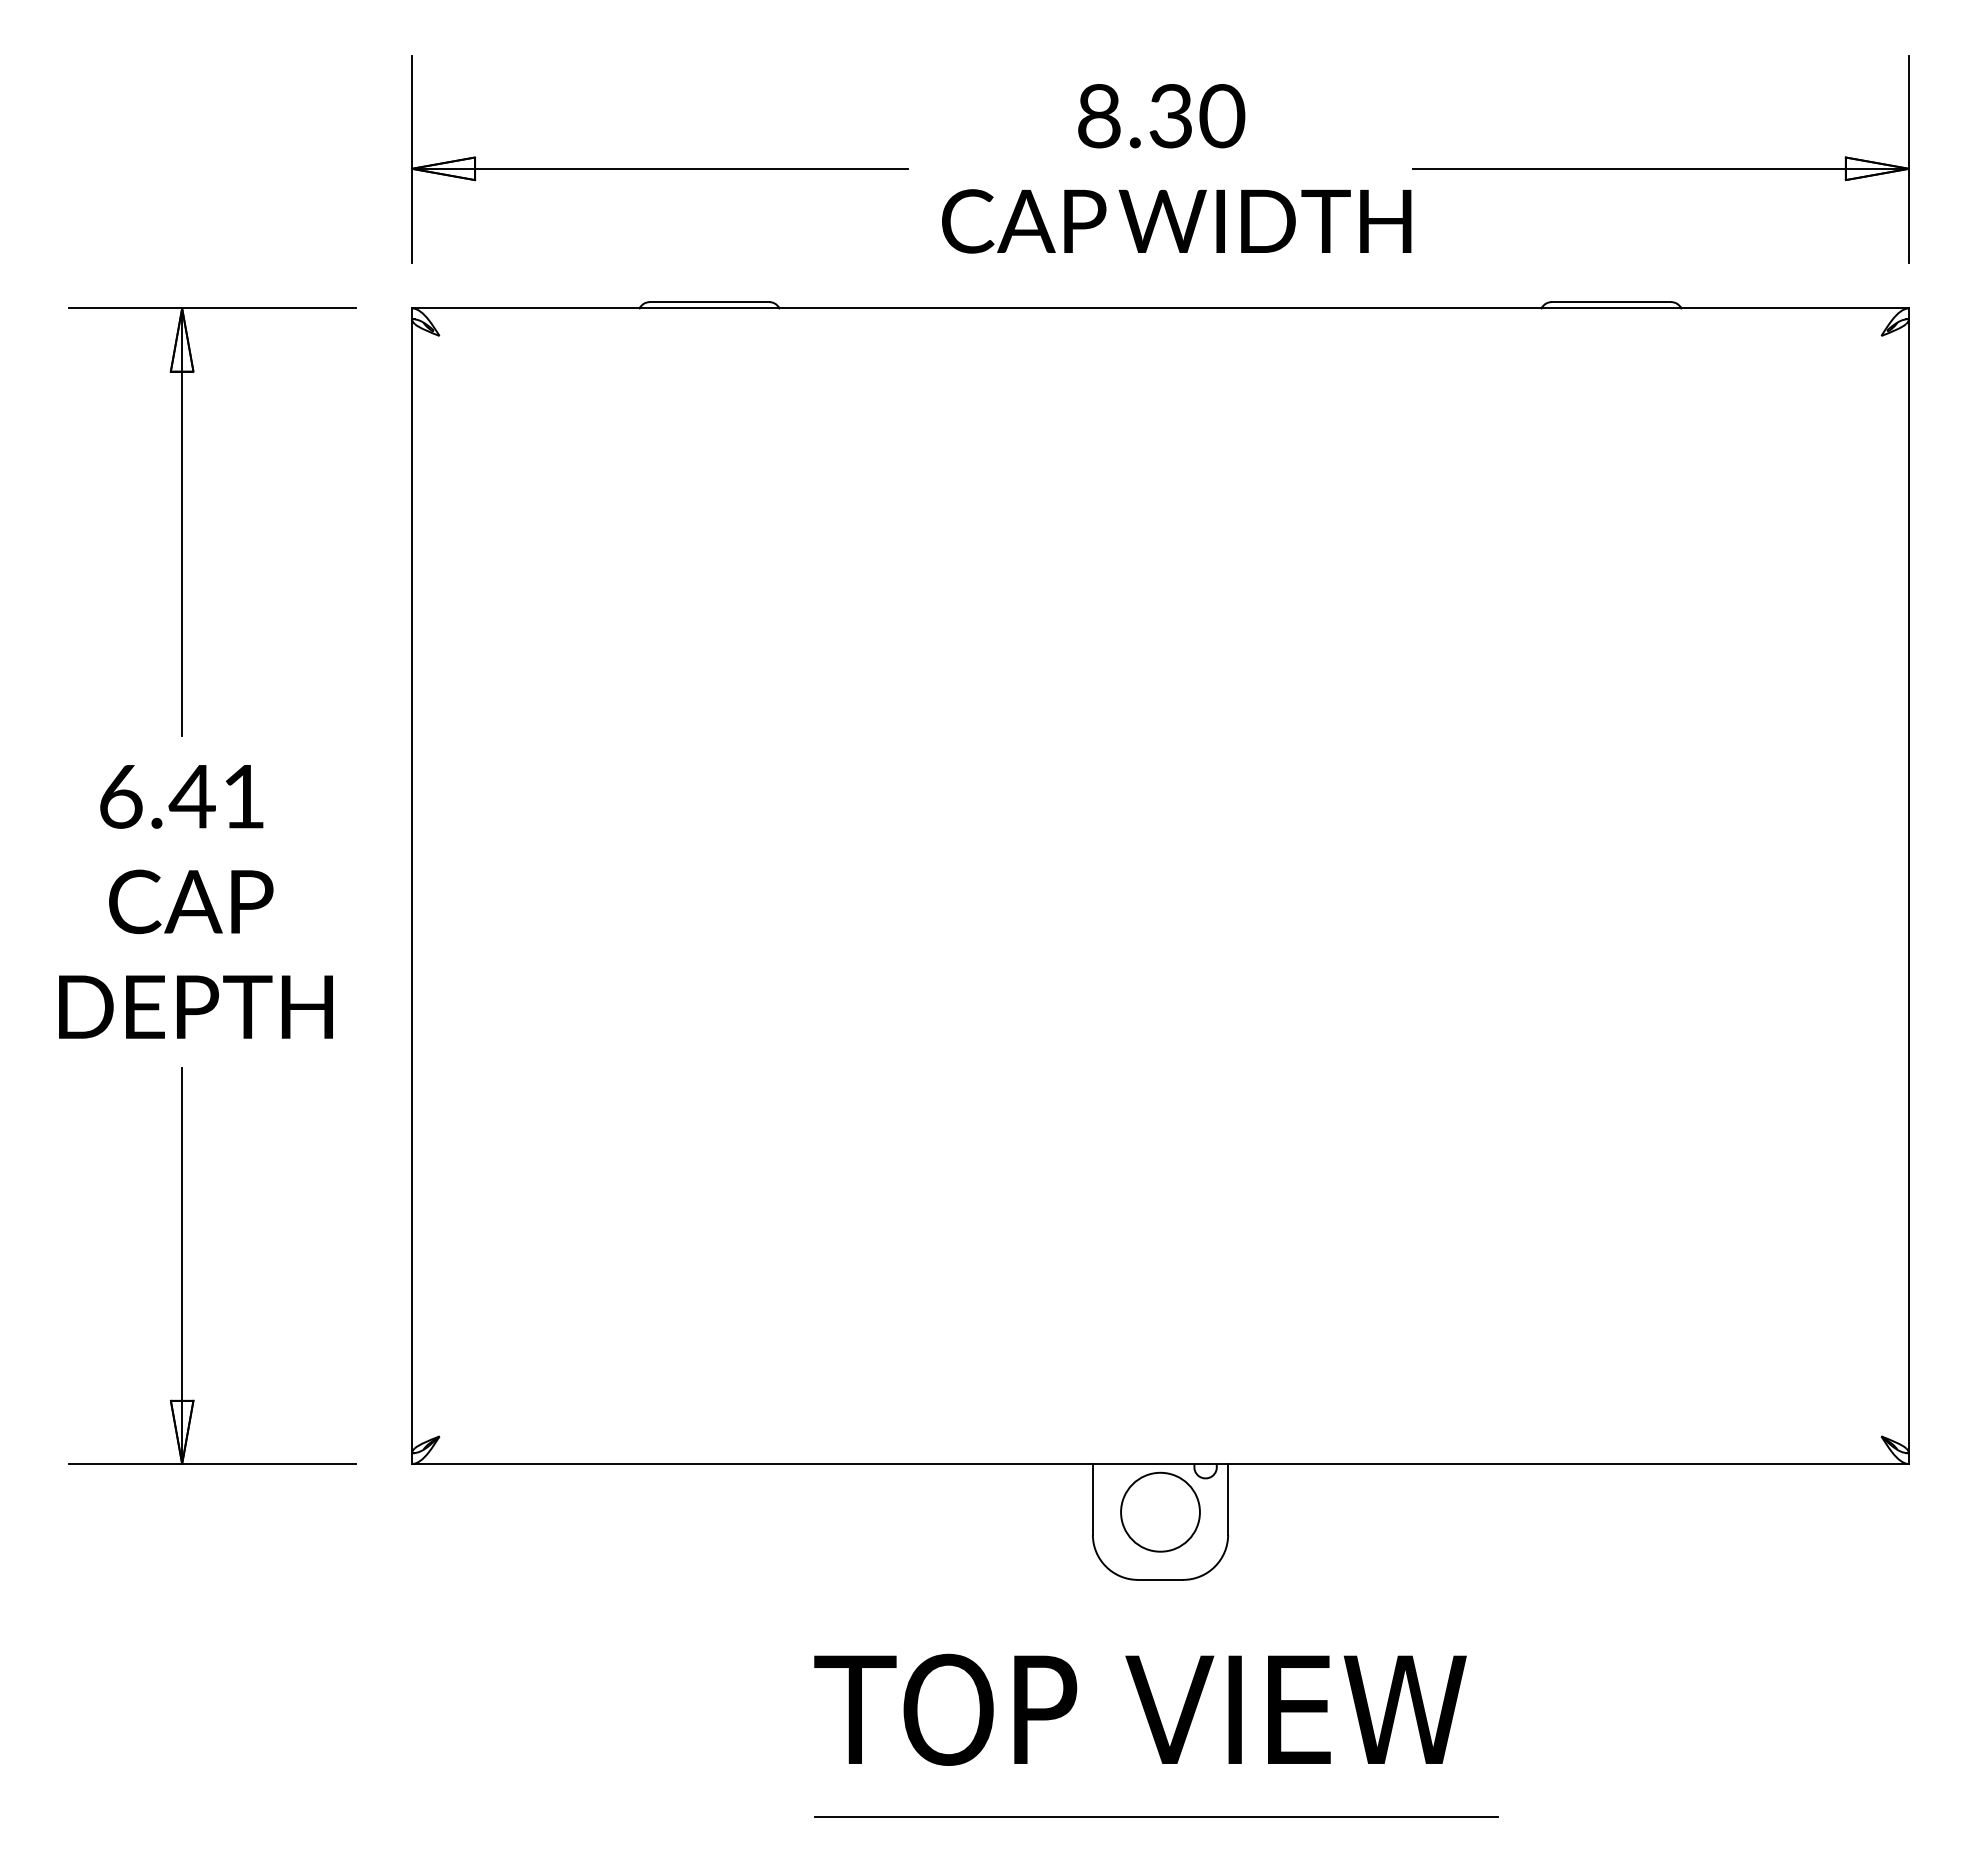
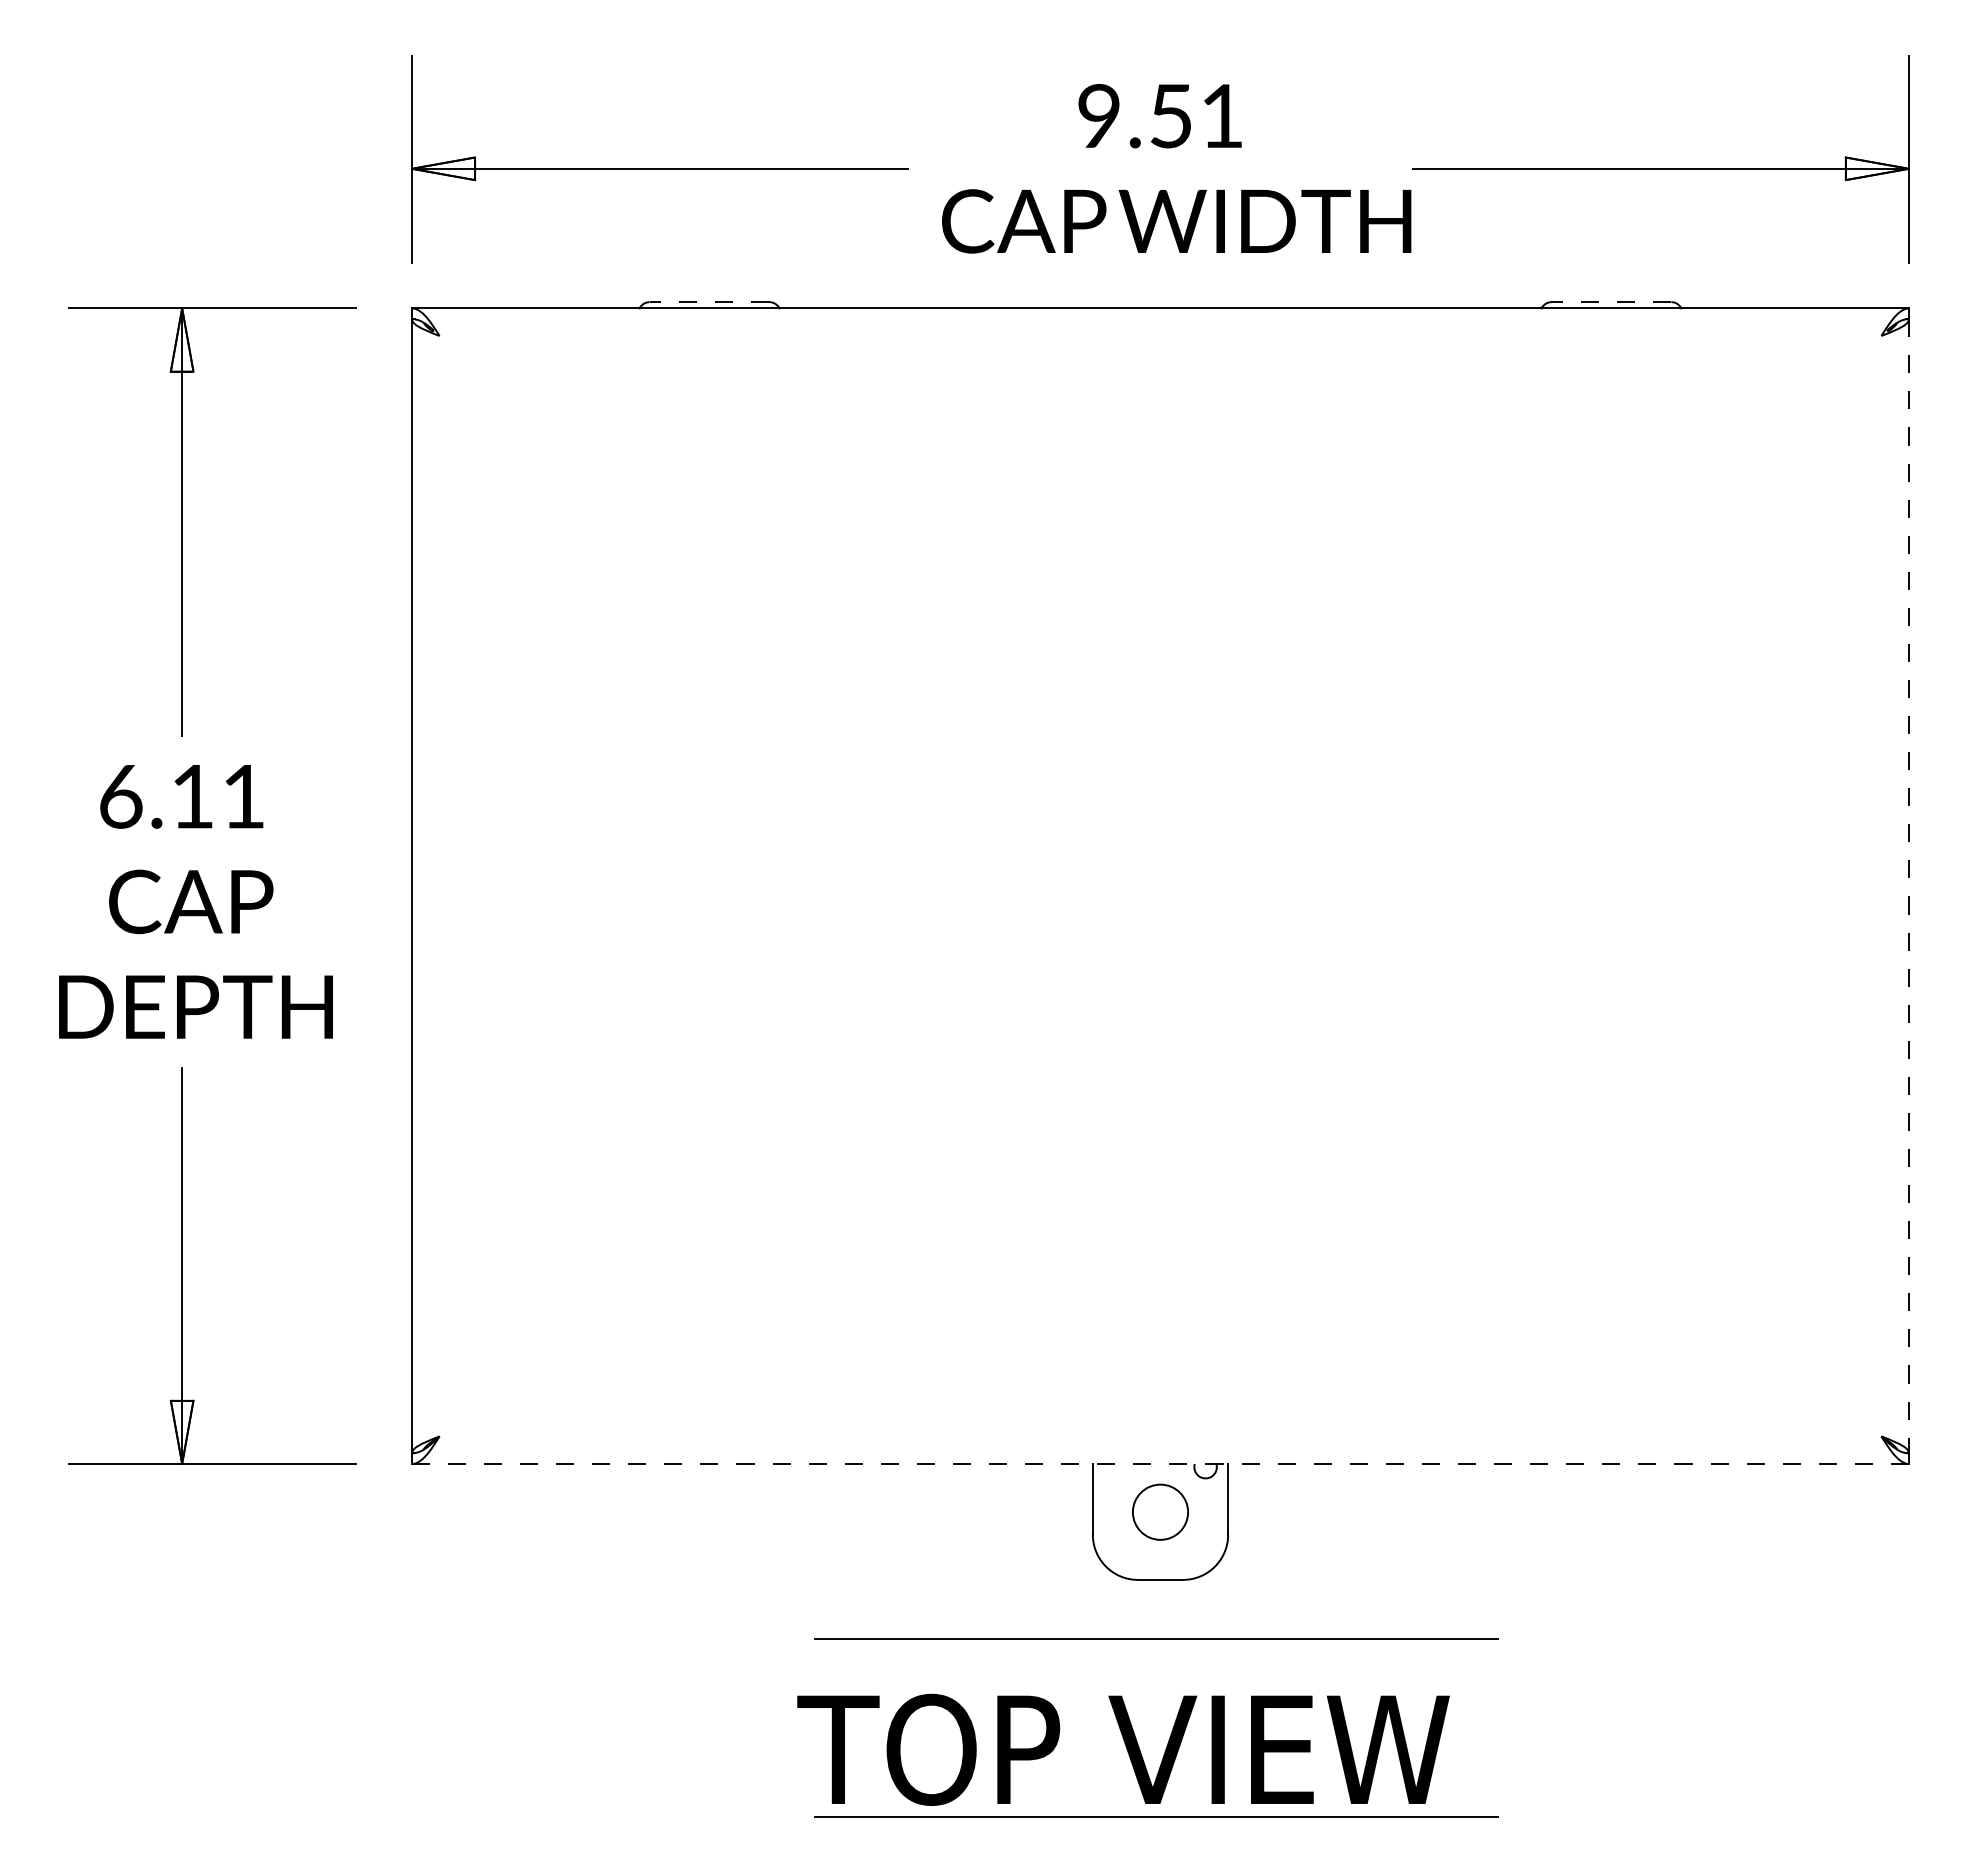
text: 8.30 -> 9.51 (1161, 116)
line: solid -> dashed (709, 302)
line: solid -> dashed (1611, 302)
text: 6.41 -> 6.11 (191, 796)
line: solid -> dashed (1908, 886)
line: solid -> dashed (1160, 1464)
circle diameter: 79 px -> 55 px (1160, 1511)
line: none -> present (1156, 1638)
text position: (1140, 1709) -> (1123, 1749) (1123, 1749)
